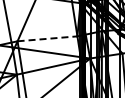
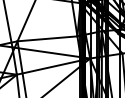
line: dashed -> solid (48, 38)
